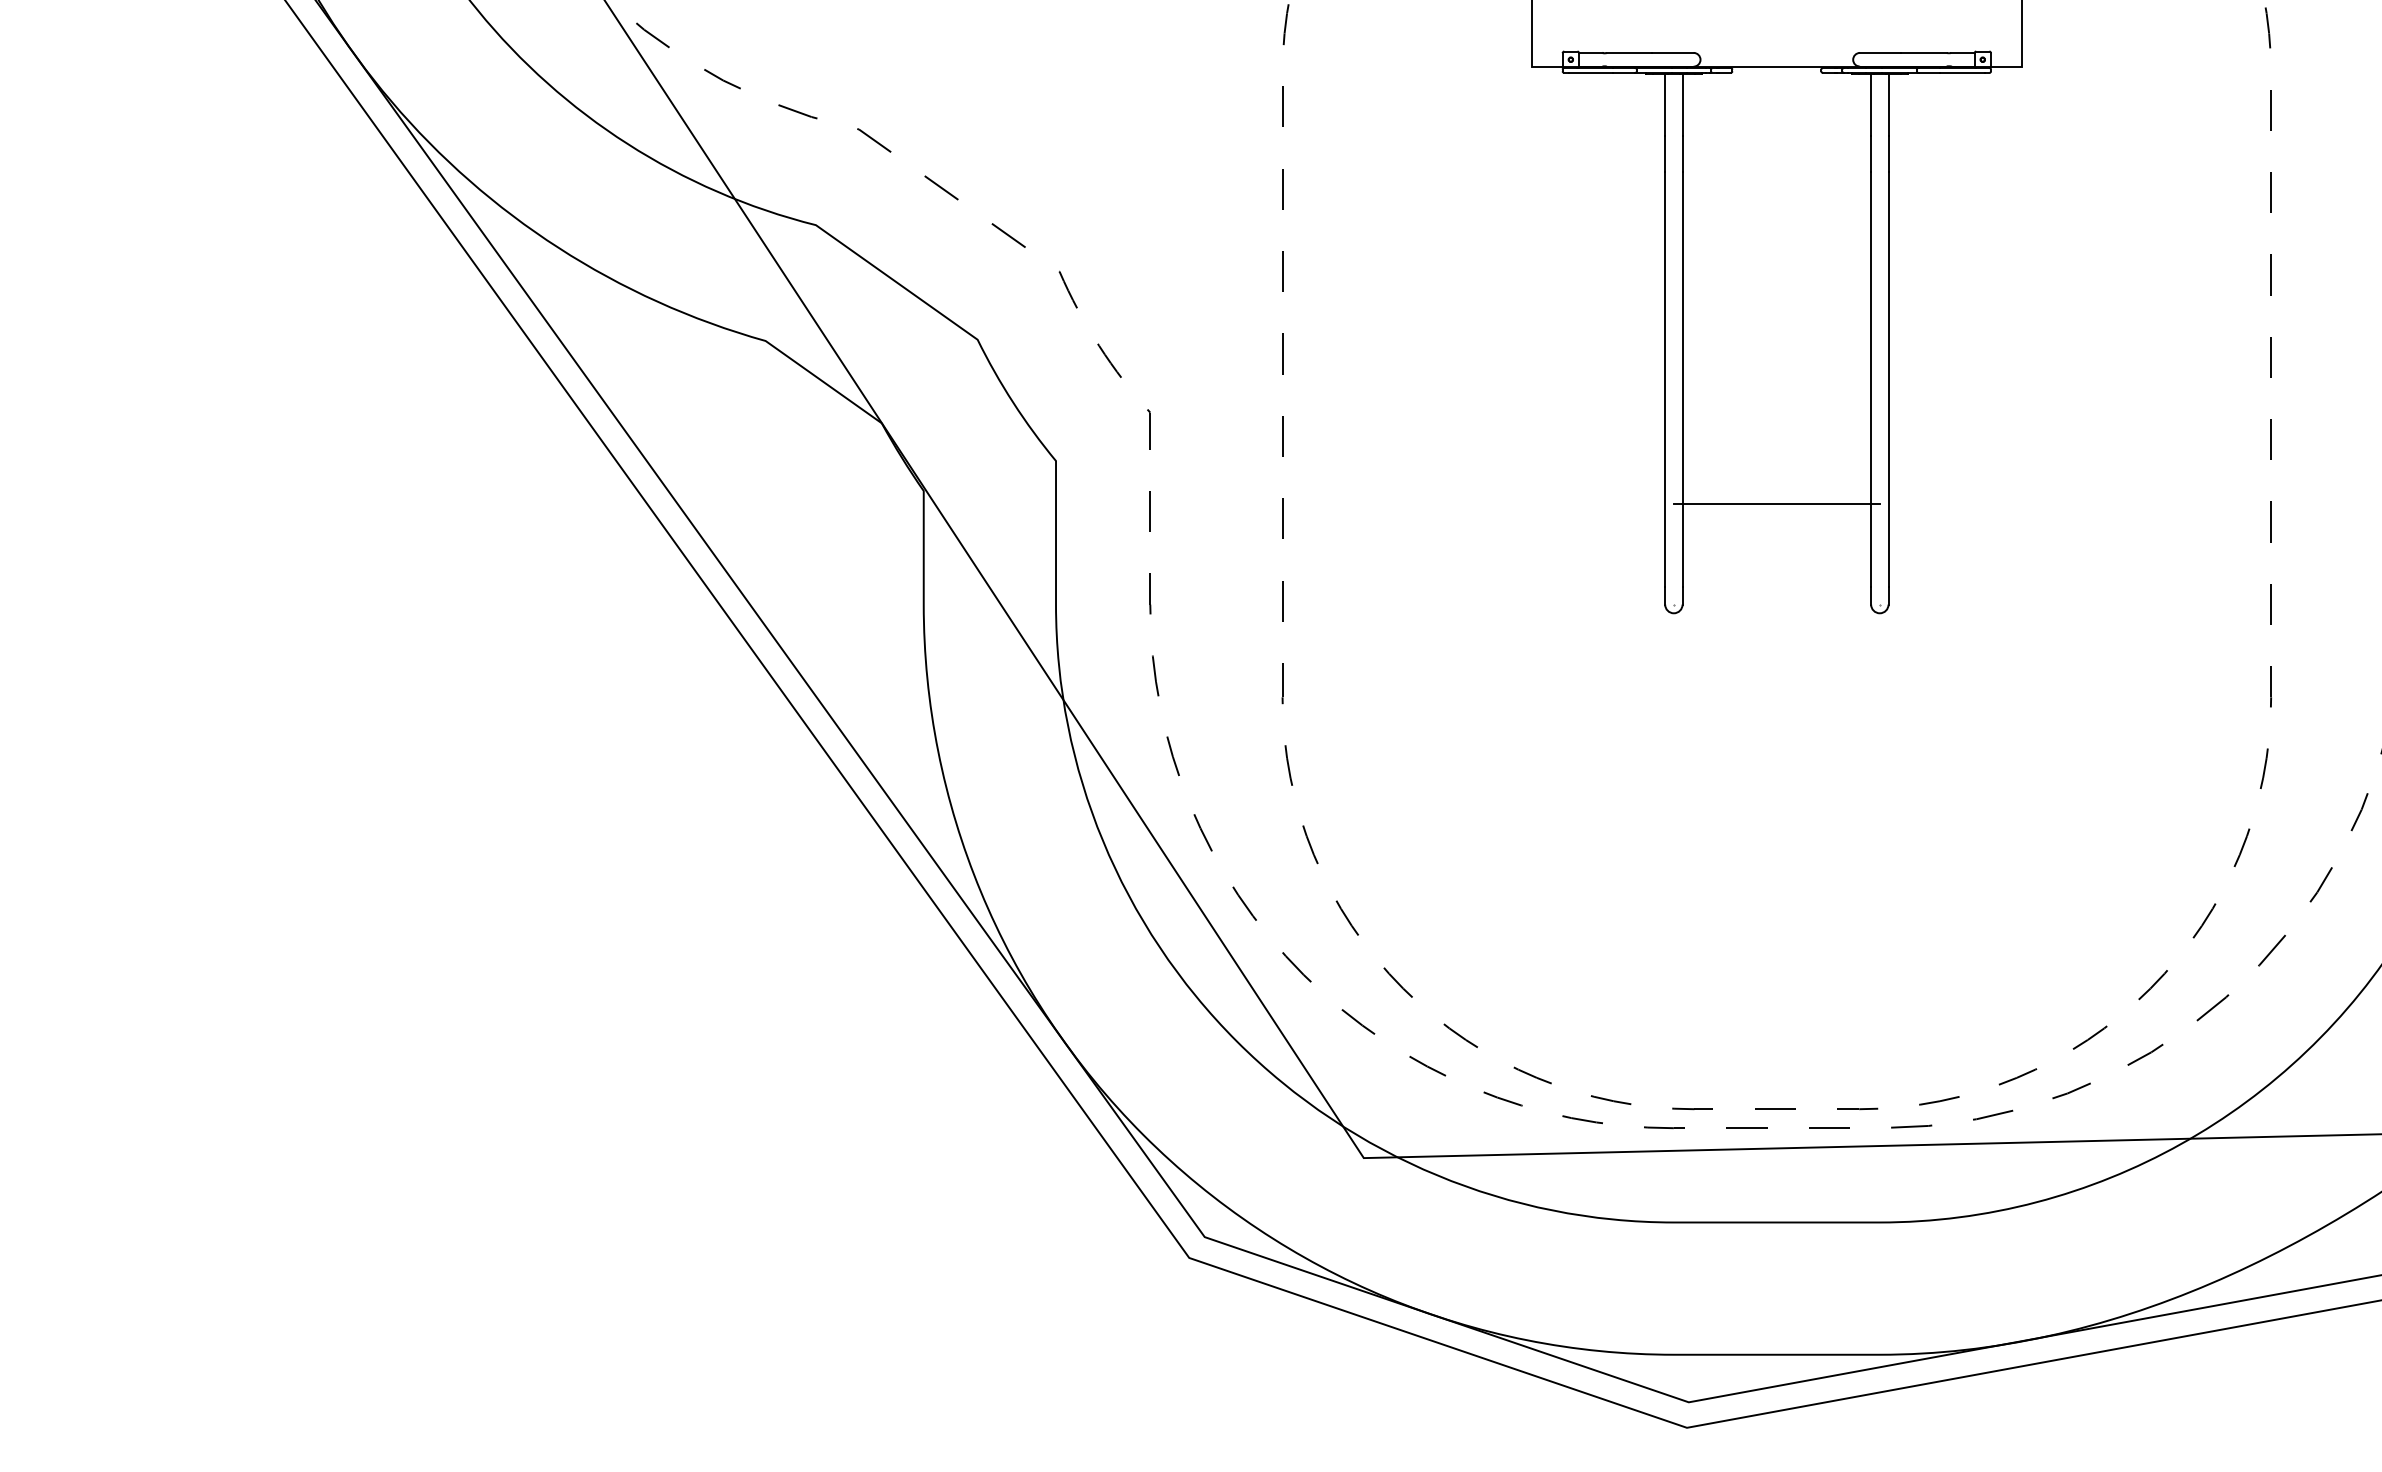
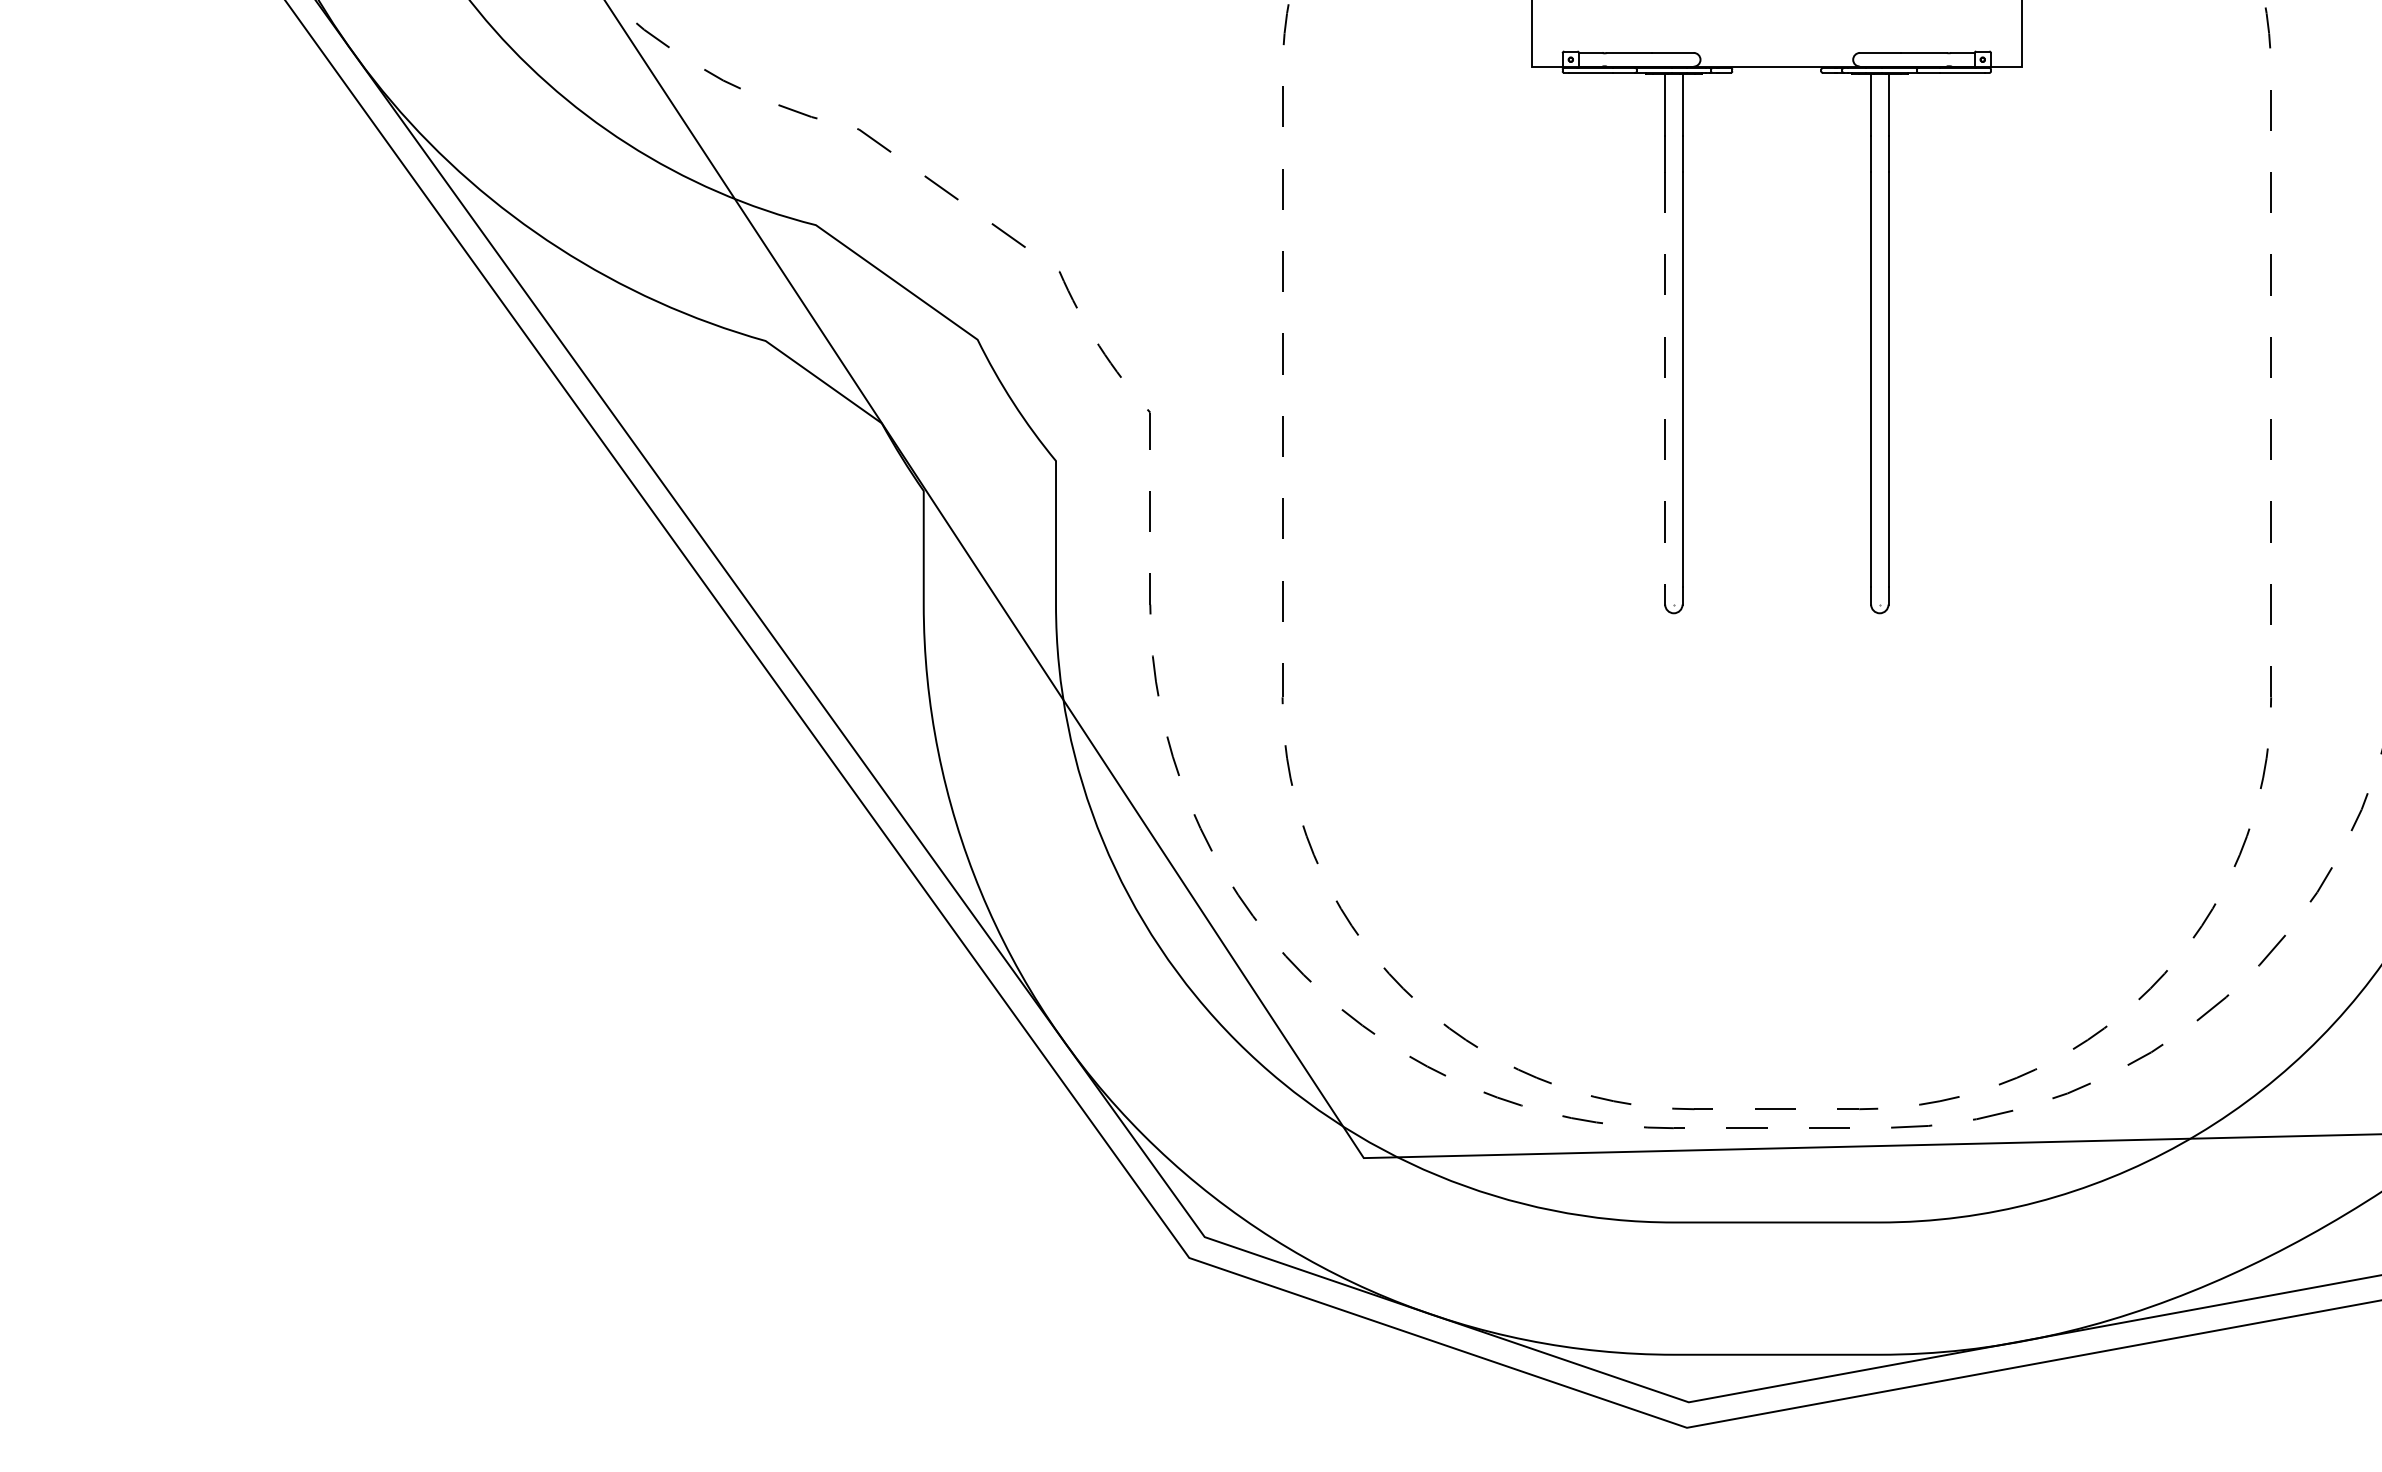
line: solid -> dashed (1665, 379)
line: present -> none (1776, 504)
